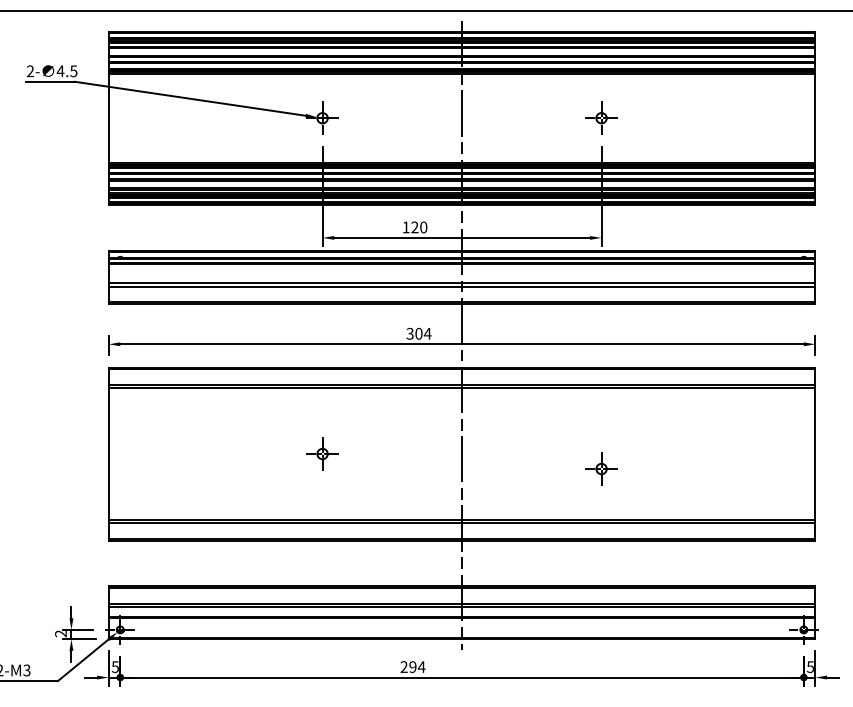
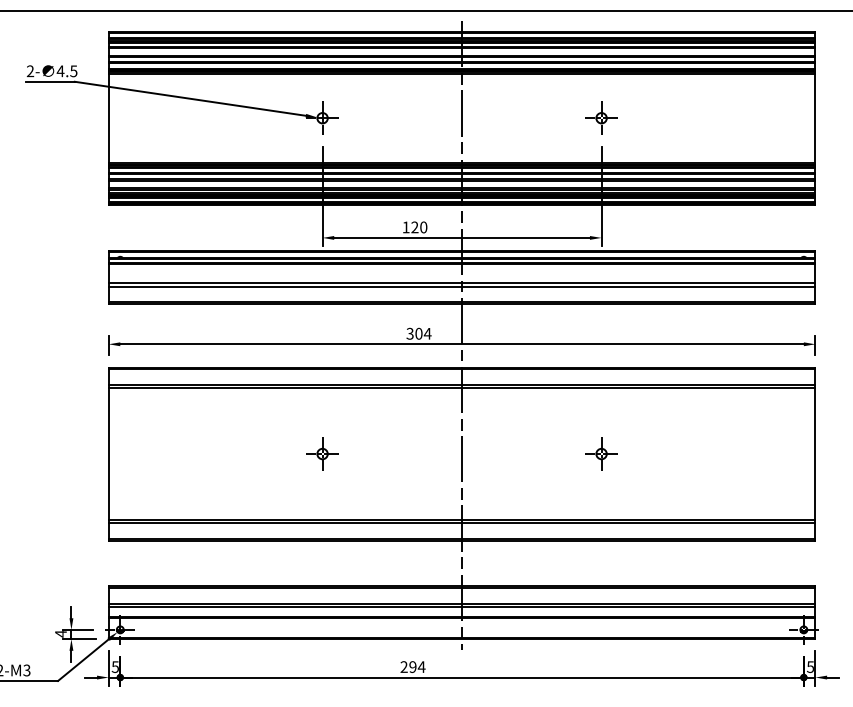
part position: (601, 468) -> (601, 453) (601, 453)
text: 2 -> 4 (60, 633)
